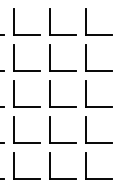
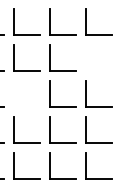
part: present -> none (86, 57)
part: present -> none (14, 93)
